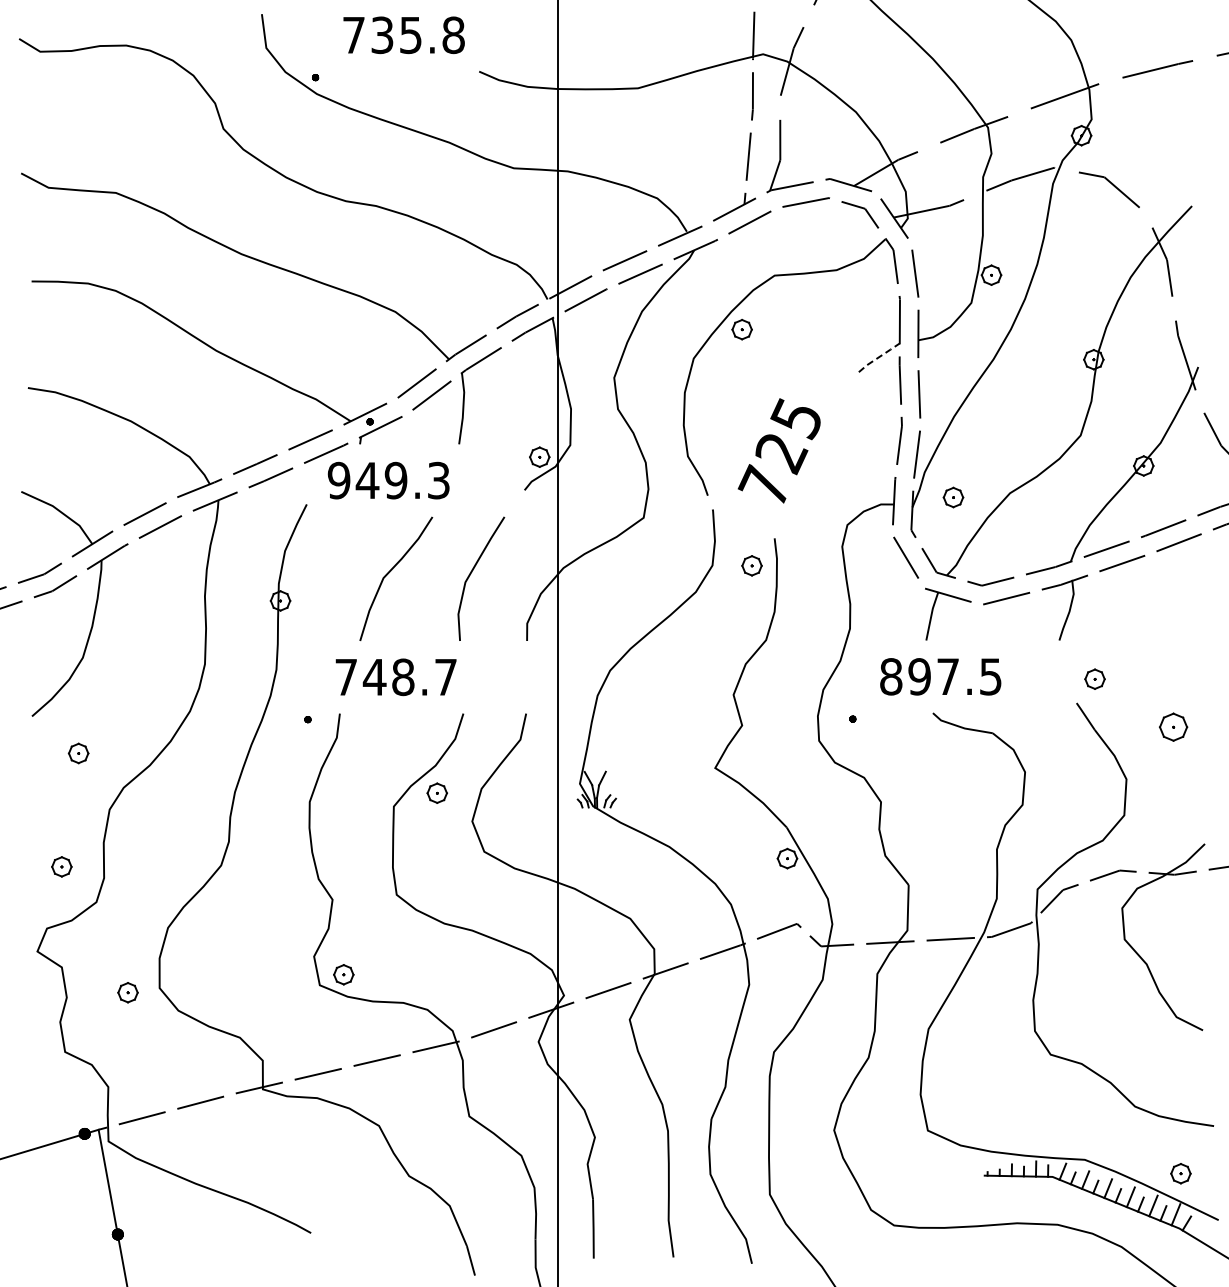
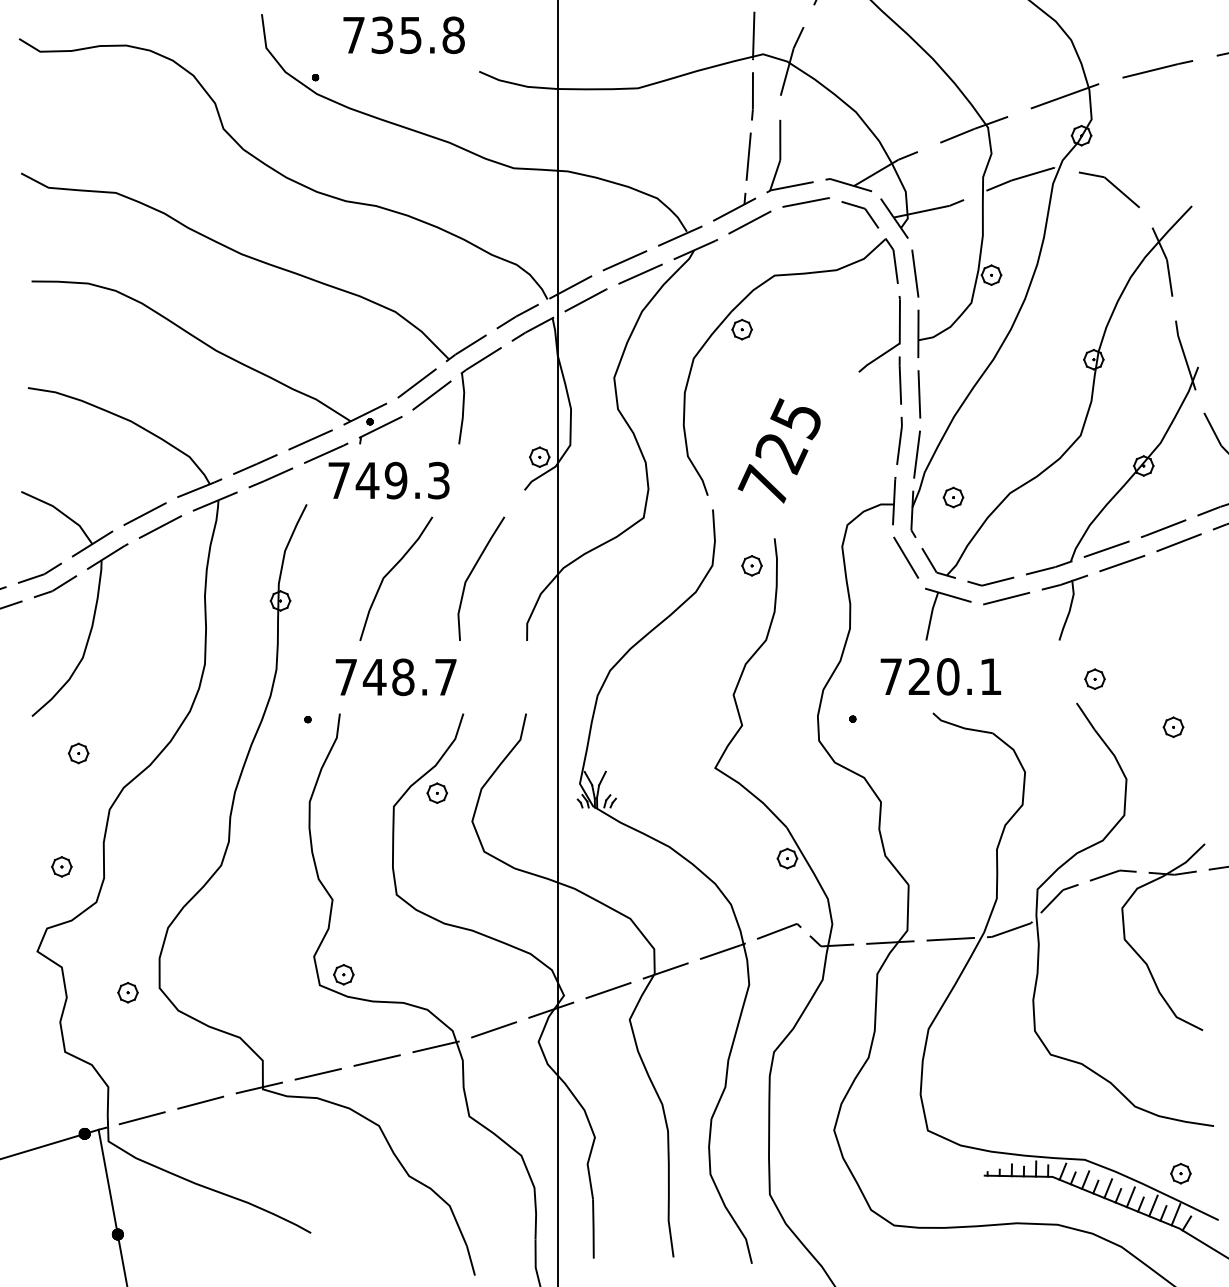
line: dashed -> solid (879, 357)
text: 949.3 -> 749.3 (338, 480)
text: 897.5 -> 720.1 (940, 676)
part size: 30x30 px -> 23x23 px (1173, 727)
